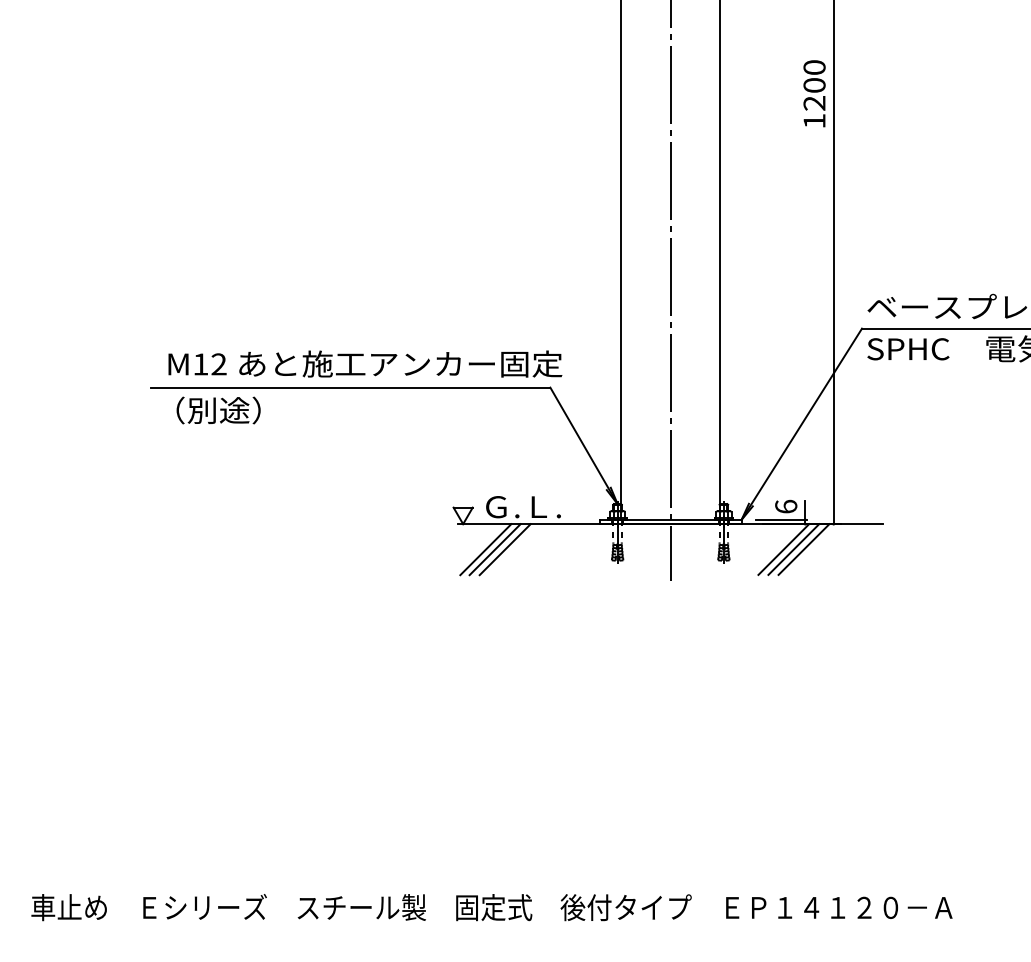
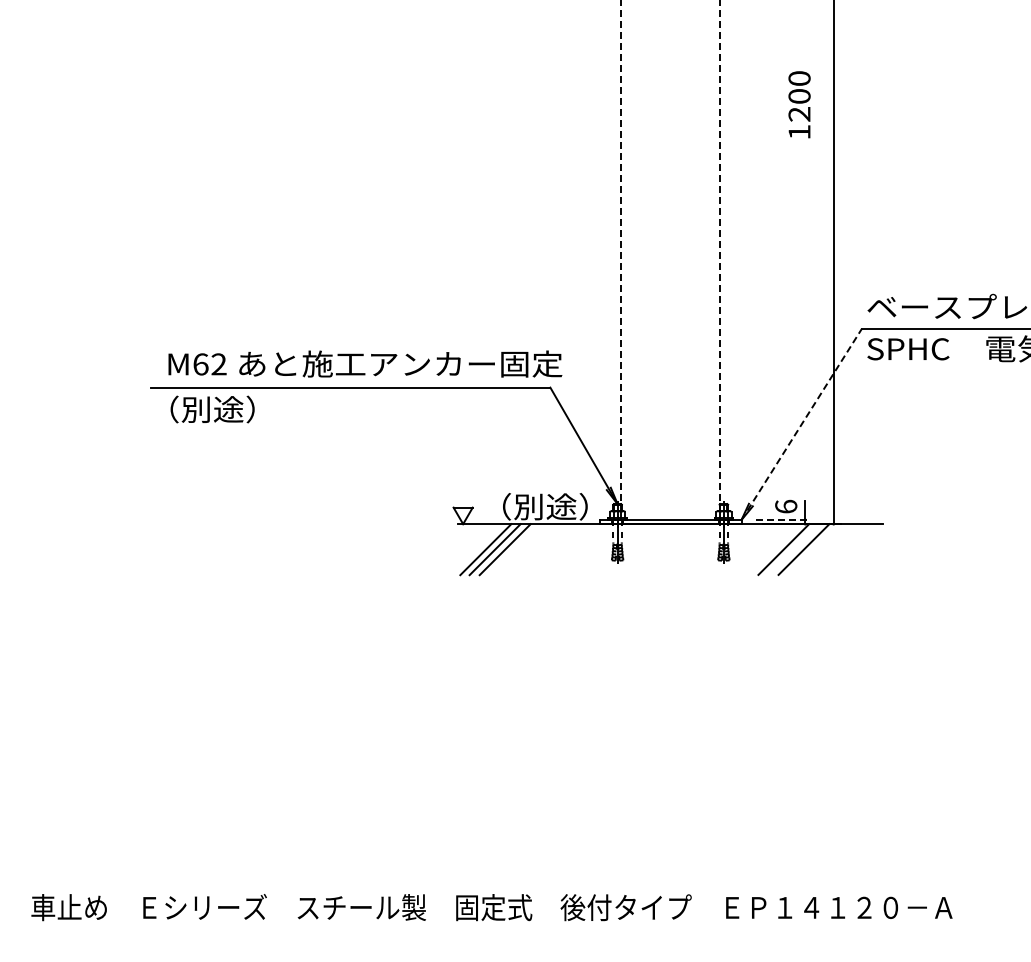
text position: (814, 93) -> (799, 104) (799, 104)
line: solid -> dashed (621, 252)
line: solid -> dashed (720, 252)
line: present -> none (670, 291)
text: M12 -> M62 (200, 364)
text position: (218, 410) -> (212, 409) (212, 409)
line: solid -> dashed (802, 423)
text: Ｇ.Ｌ. -> （別途） (536, 506)
line: solid -> dashed (781, 519)
line: present -> none (793, 549)
